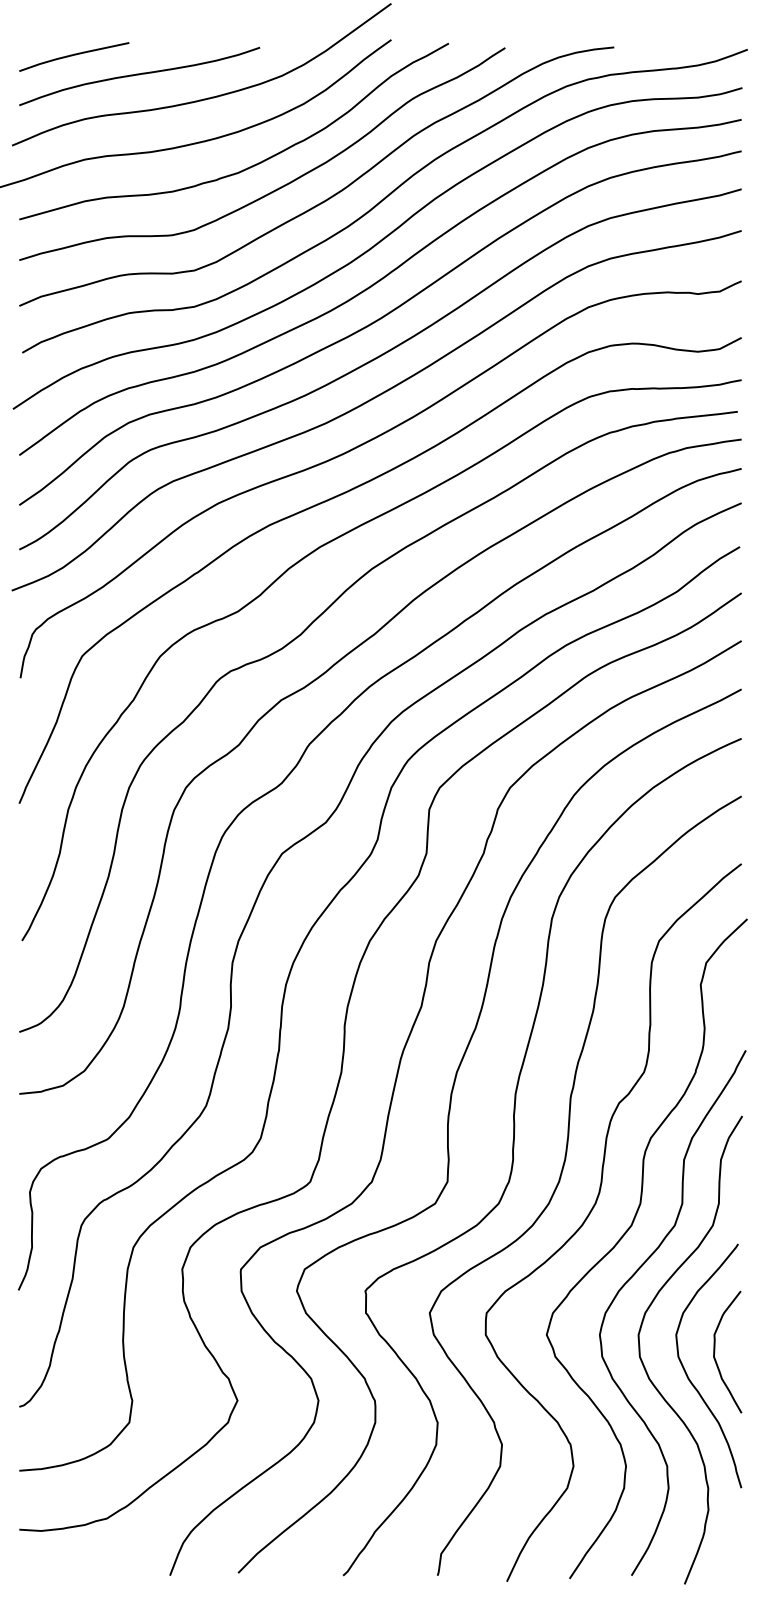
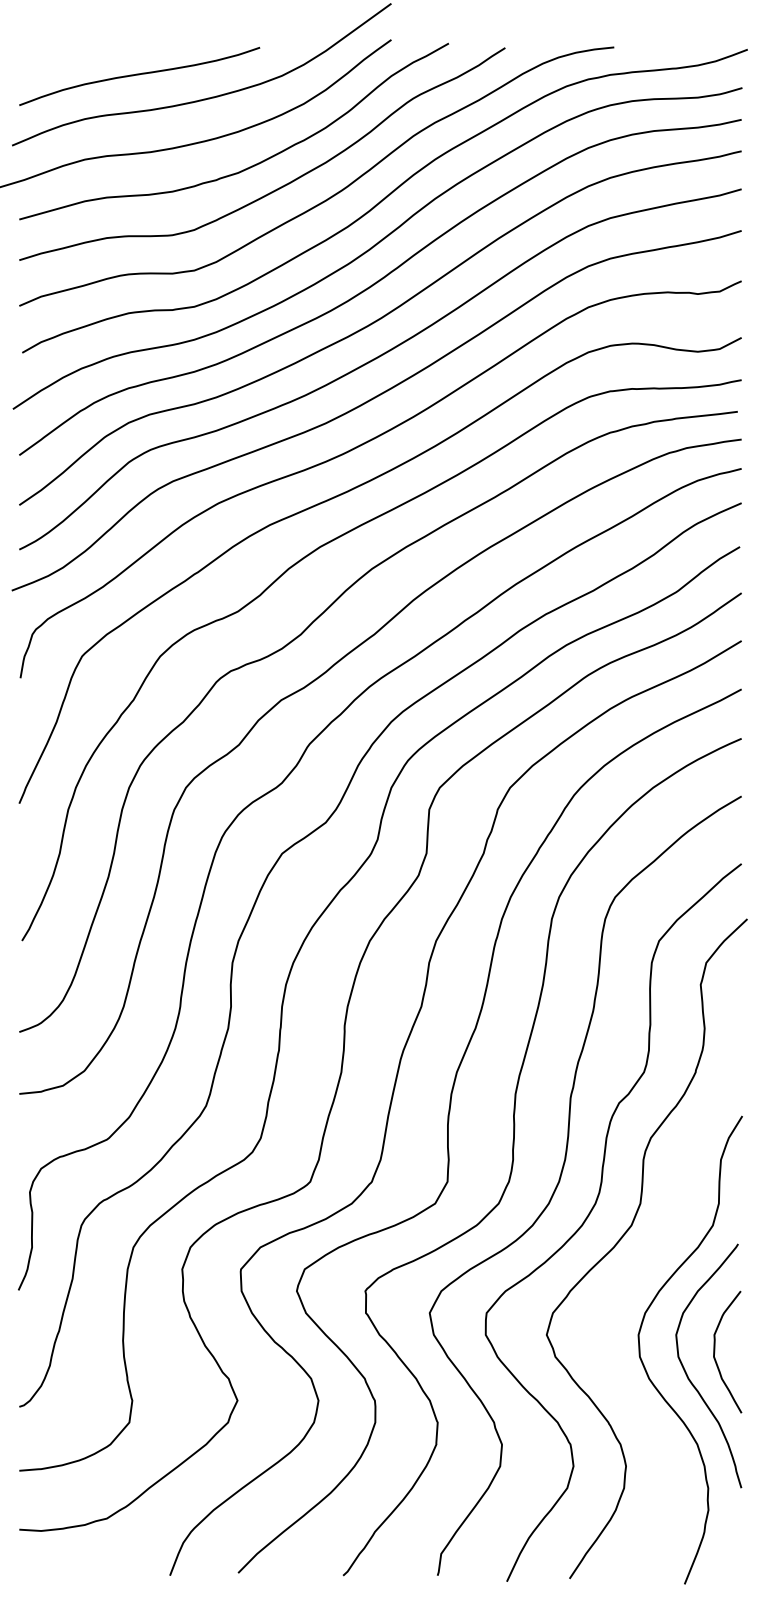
curve: present -> none (74, 55)
curve: present -> none (635, 1274)
